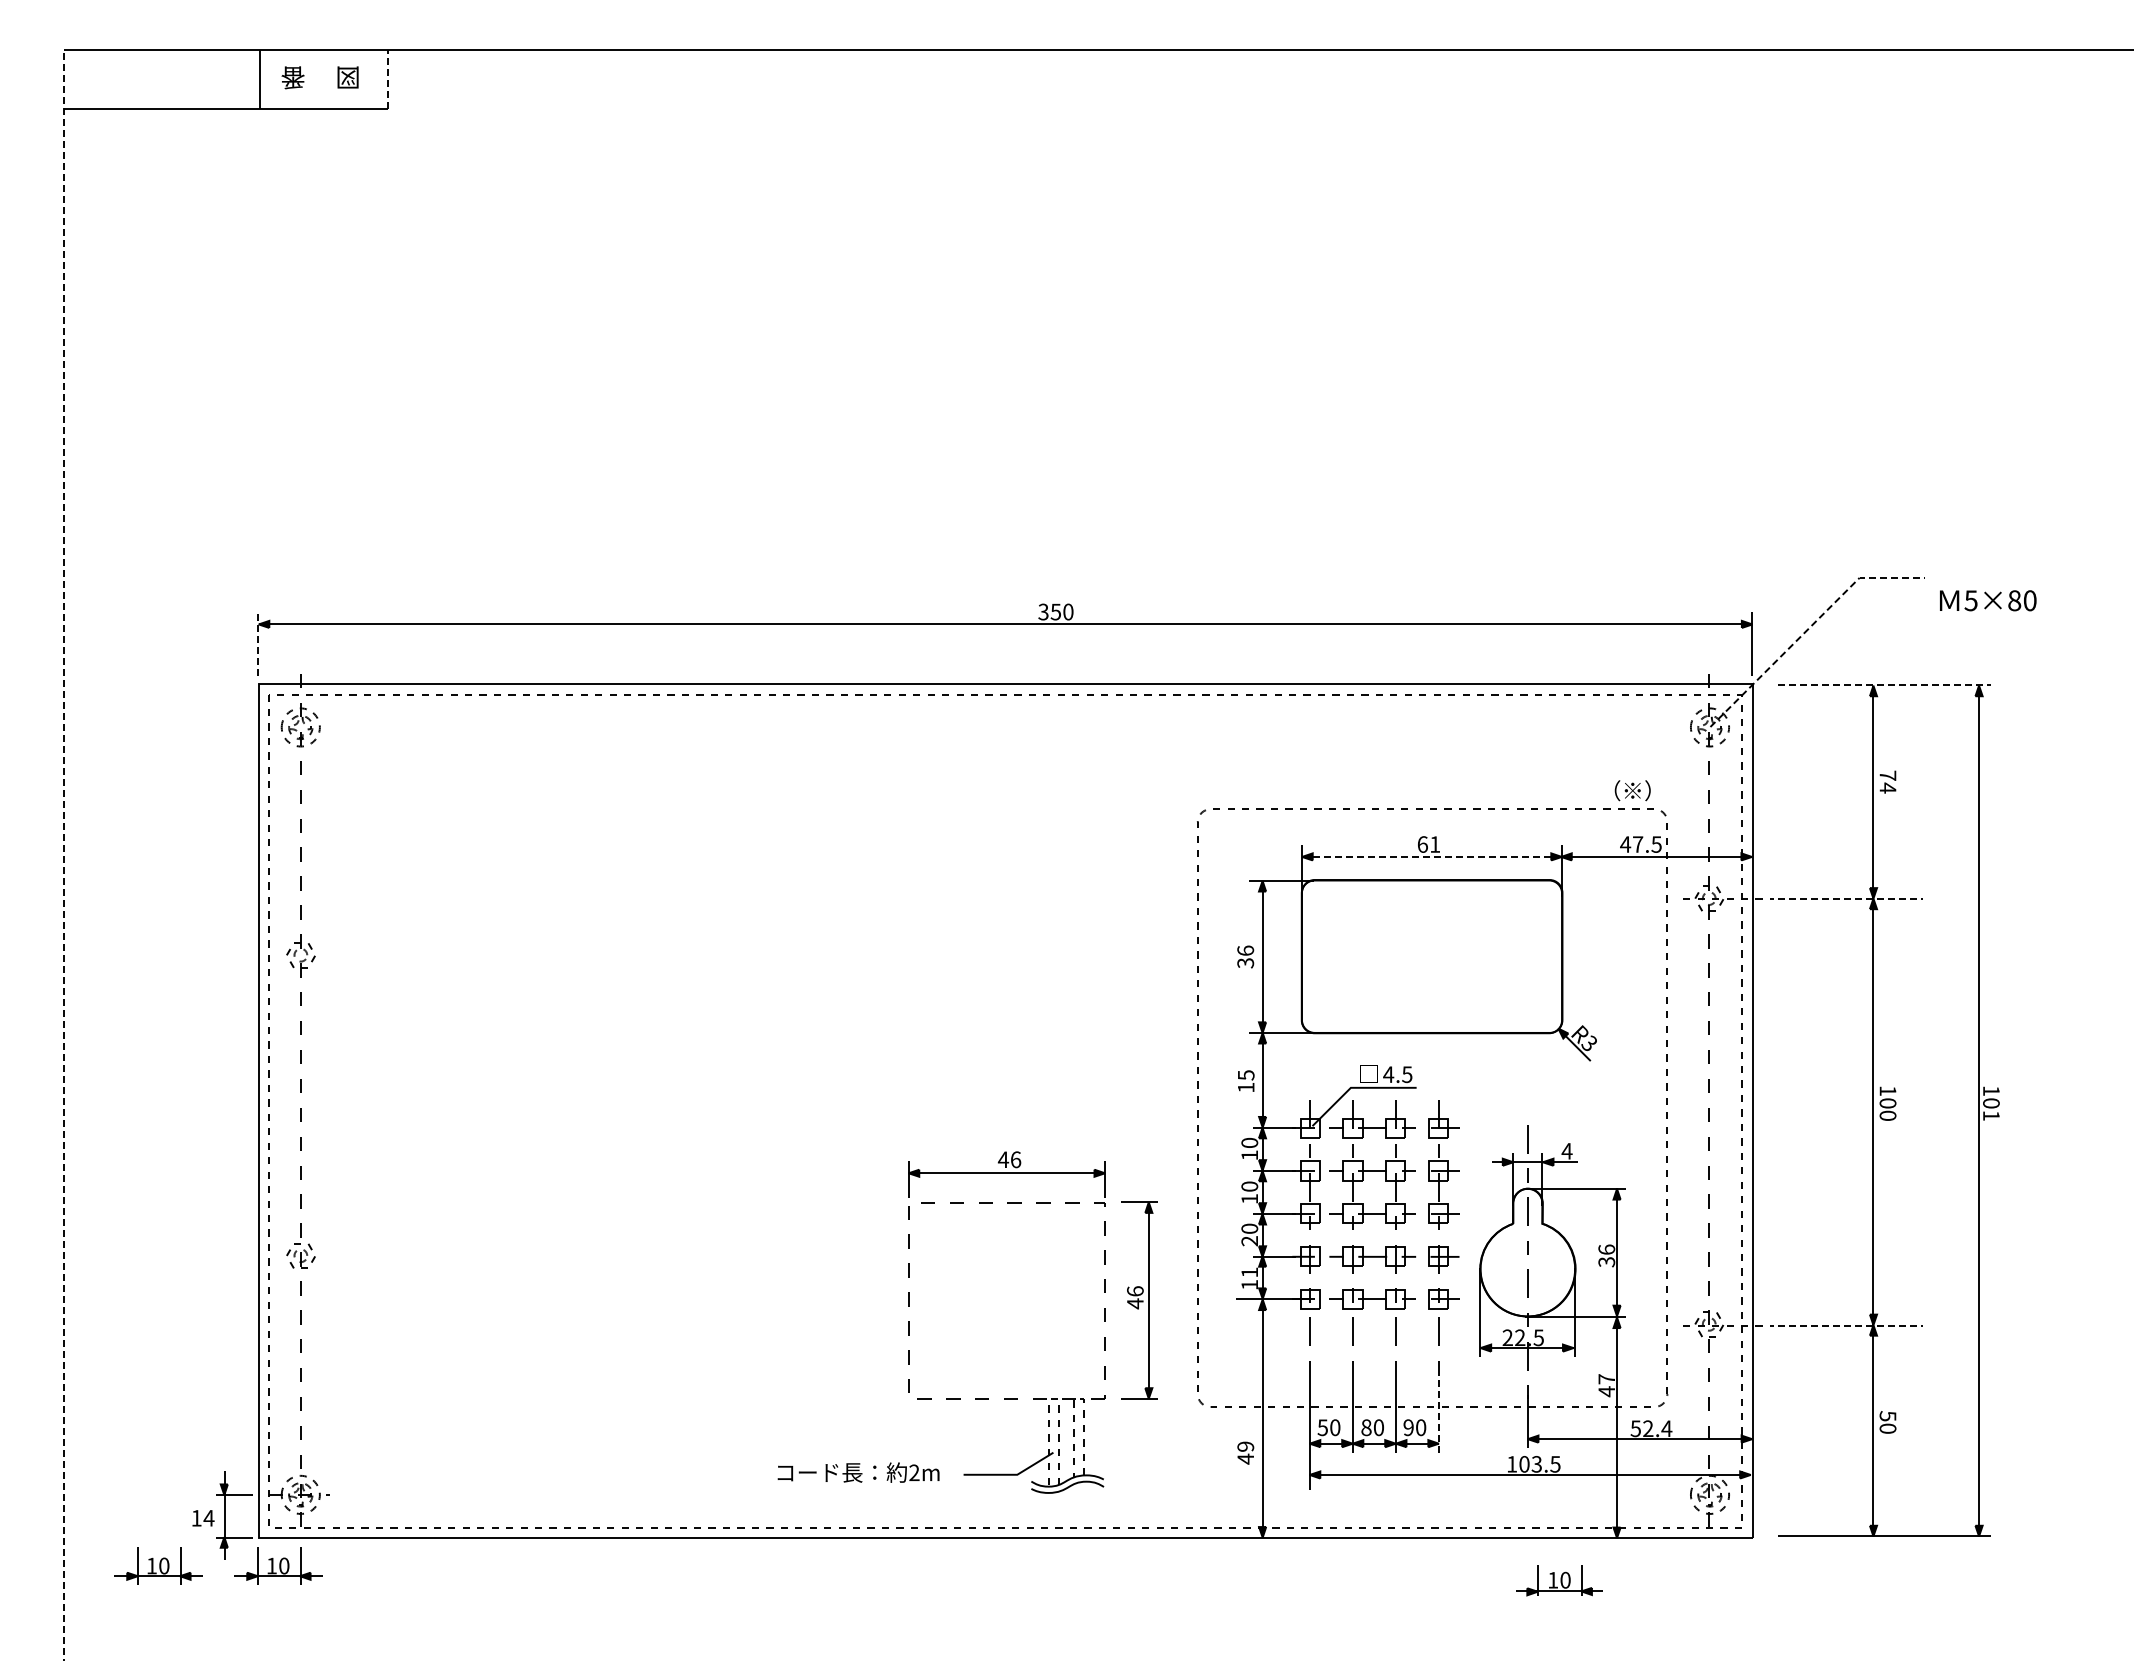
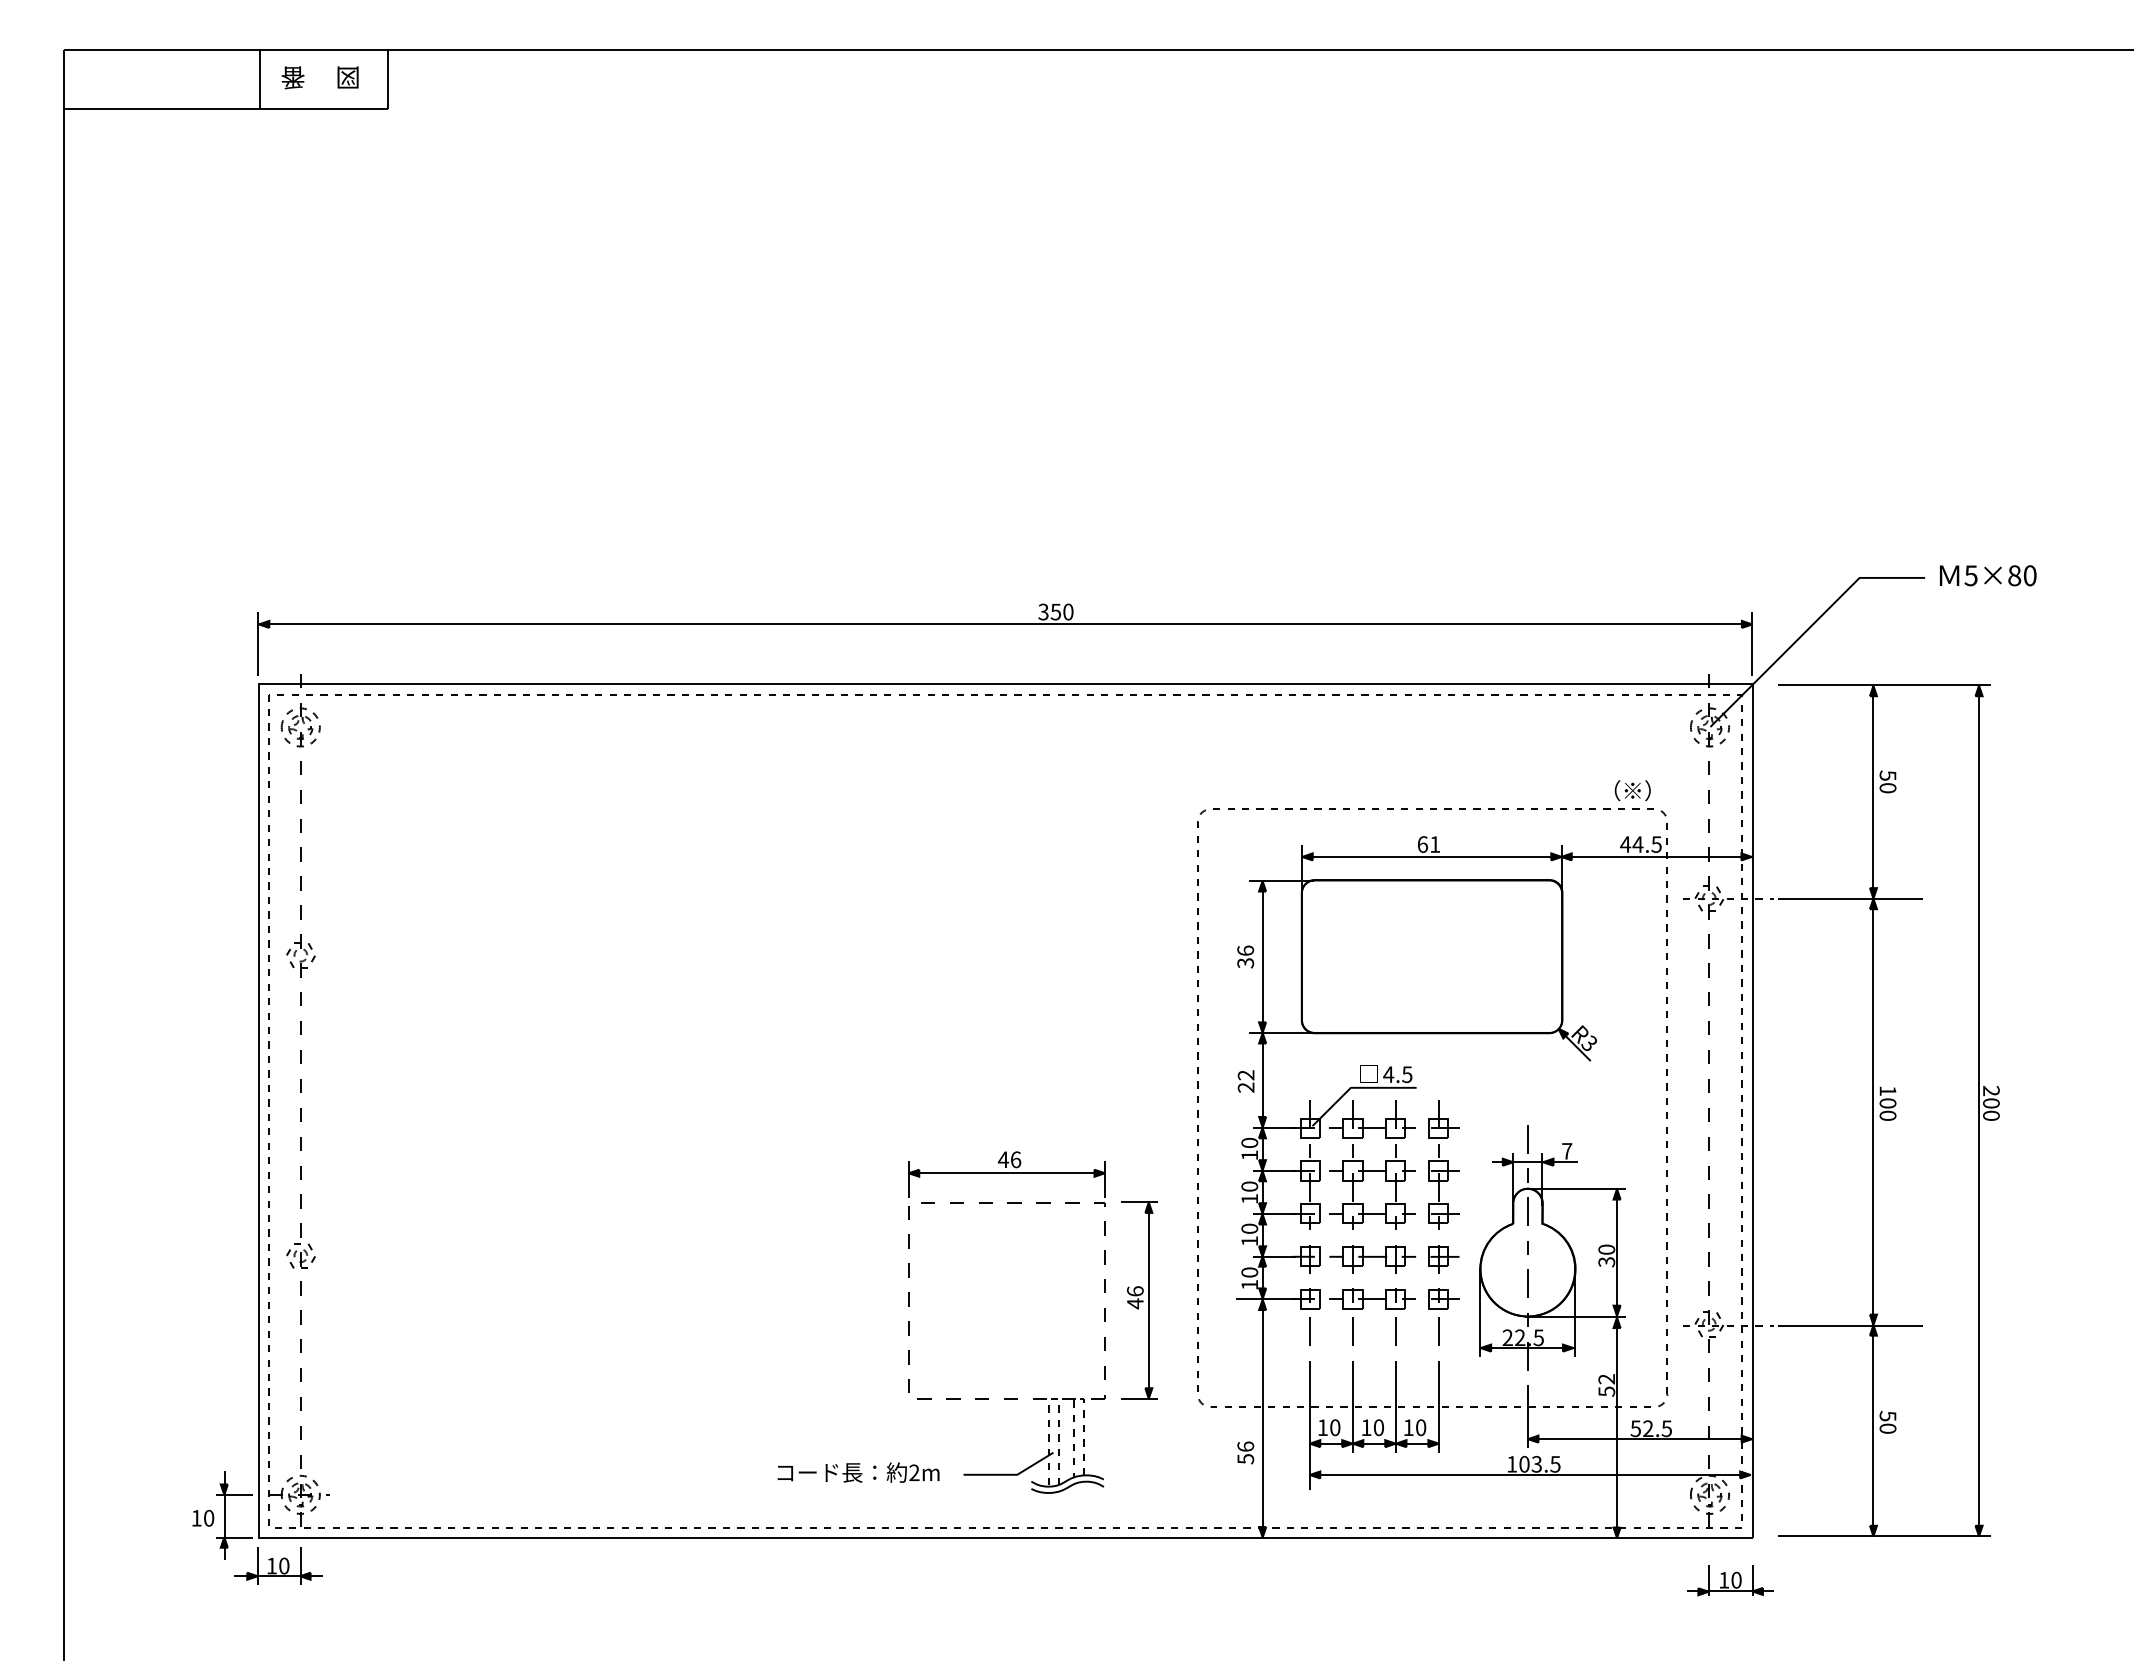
line: dashed -> solid (387, 79)
text position: (1988, 600) -> (1988, 575) (1988, 575)
line: dashed -> solid (1808, 628)
line: dashed -> solid (258, 643)
line: dashed -> solid (1885, 685)
text: 74 -> 50 (1887, 781)
text: 47.5 -> 44.5 (1637, 844)
line: dashed -> solid (64, 854)
line: dashed -> solid (1432, 856)
line: dashed -> solid (1851, 898)
text: 15 -> 22 (1245, 1081)
text: 101 -> 200 (1991, 1102)
text: 4 -> 7 (1566, 1151)
text: 20 -> 10 (1249, 1241)
text: 36 -> 30 (1606, 1249)
text: 11 -> 10 (1249, 1272)
line: dashed -> solid (1851, 1325)
text: 47 -> 52 (1606, 1385)
line: dashed -> solid (1438, 1413)
text: 50 -> 10 (1322, 1427)
text: 80 -> 10 (1366, 1427)
text: 90 -> 10 (1408, 1427)
text: 52.4 -> 52.5 (1666, 1428)
text: 49 -> 56 (1245, 1452)
text: 14 -> 10 (208, 1517)
part: present -> none (158, 1565)
part position: (1559, 1580) -> (1730, 1580) (1730, 1580)
